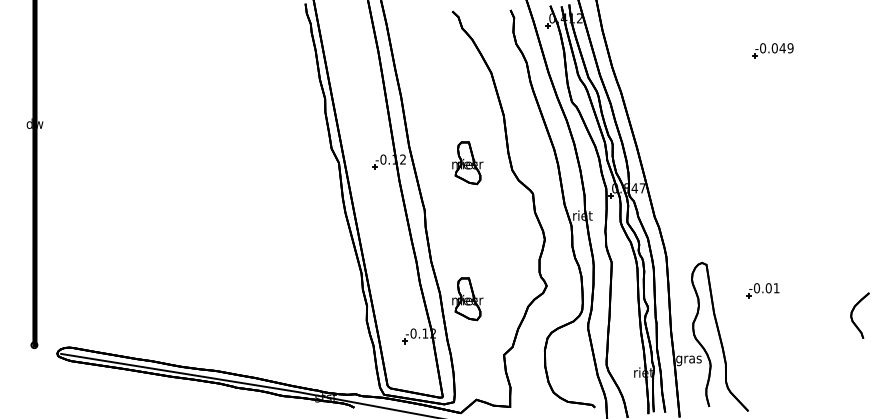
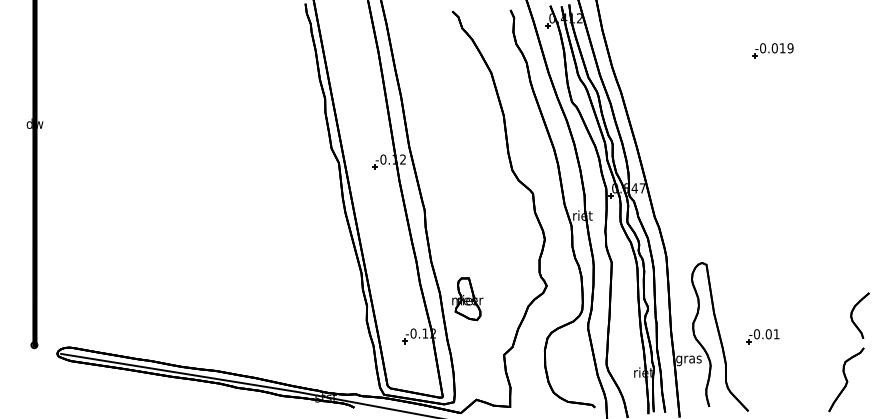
text: -0.049 -> -0.019 (782, 48)
part: present -> none (467, 163)
part position: (762, 290) -> (762, 336) (762, 336)
part: none -> present (846, 379)
